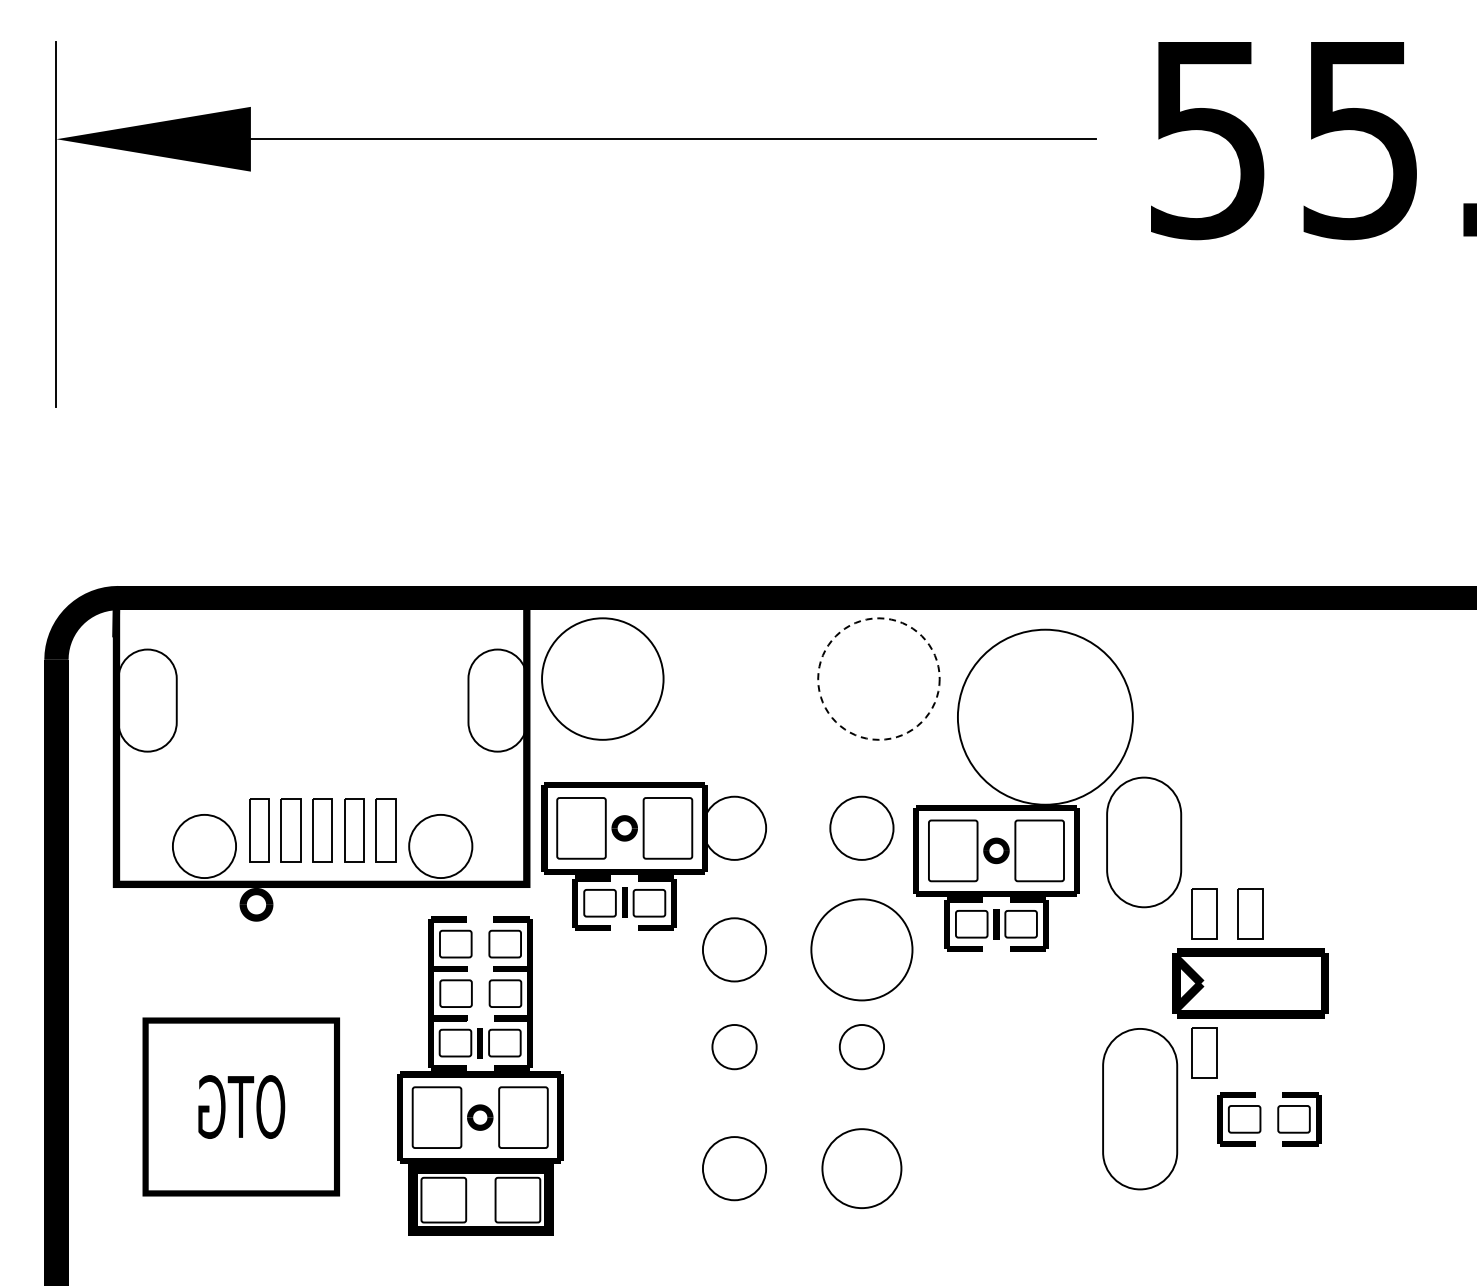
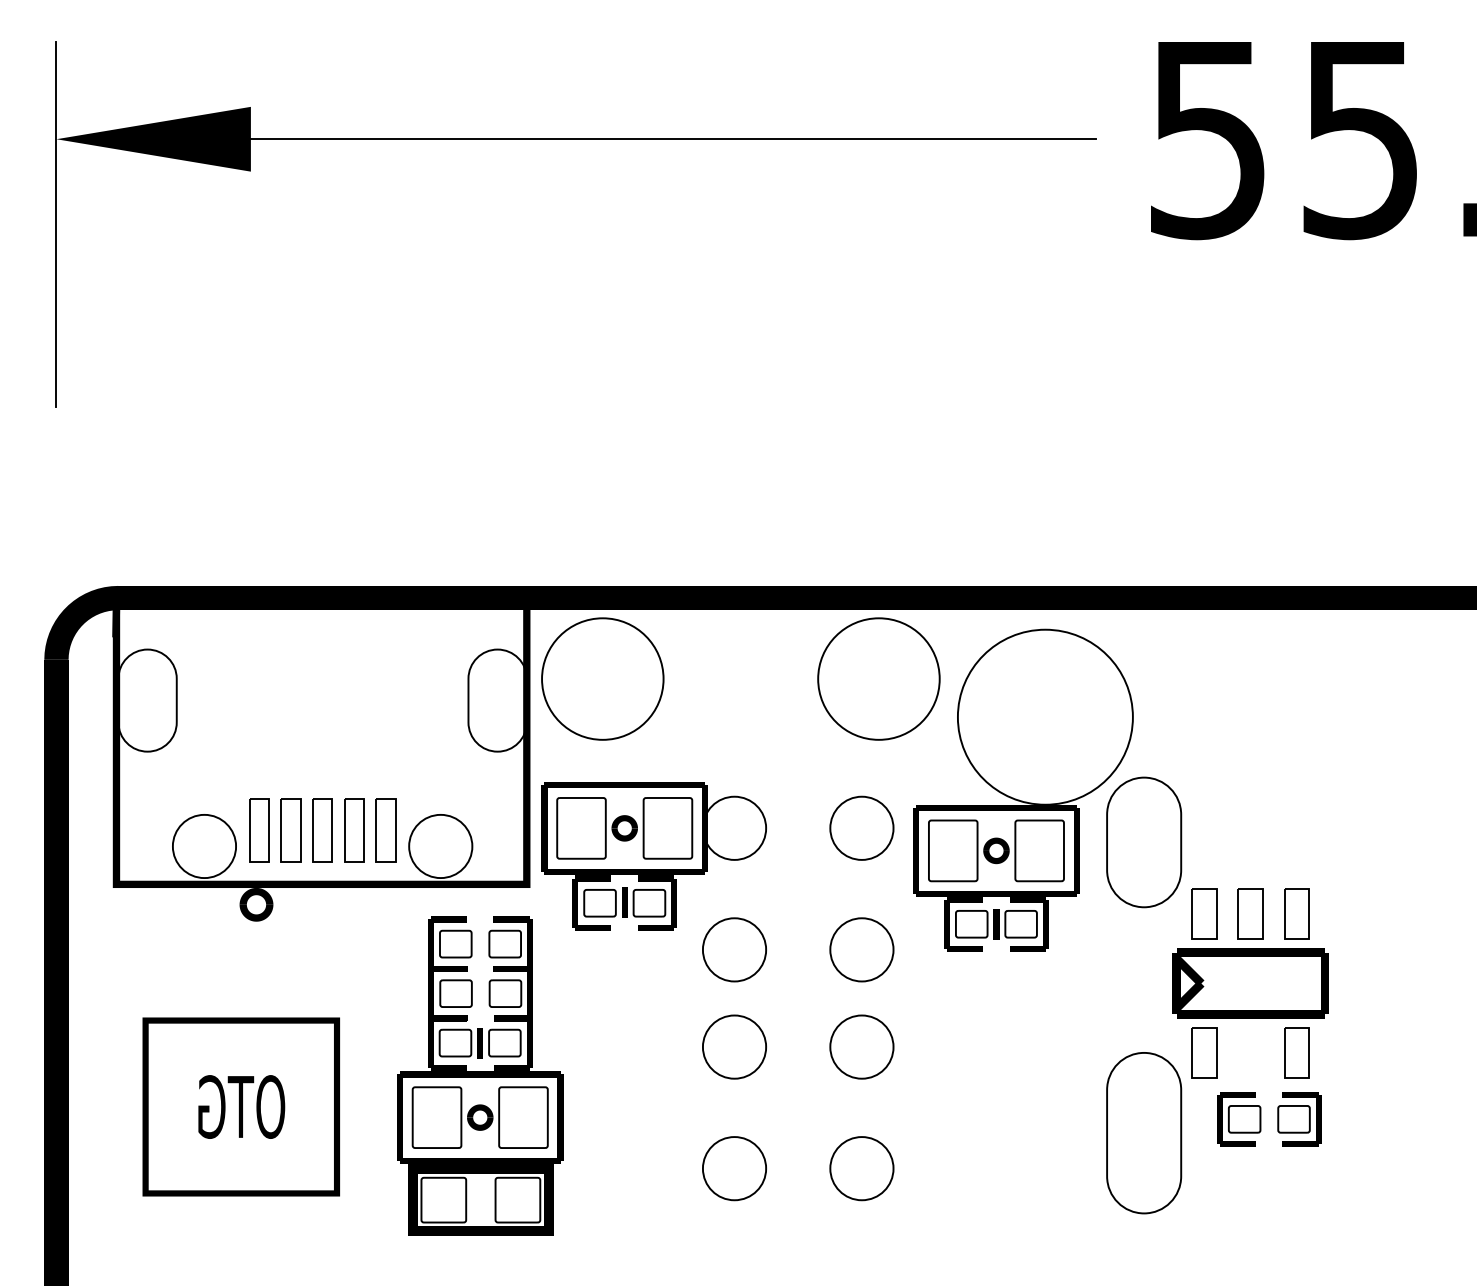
circle: dashed -> solid (878, 678)
part: none -> present (1296, 913)
circle diameter: 101 px -> 63 px (861, 949)
circle diameter: 44 px -> 63 px (734, 1046)
circle diameter: 44 px -> 63 px (861, 1046)
part: none -> present (1296, 1052)
part position: (1140, 1109) -> (1144, 1133) (1144, 1133)
circle diameter: 79 px -> 63 px (861, 1168)
